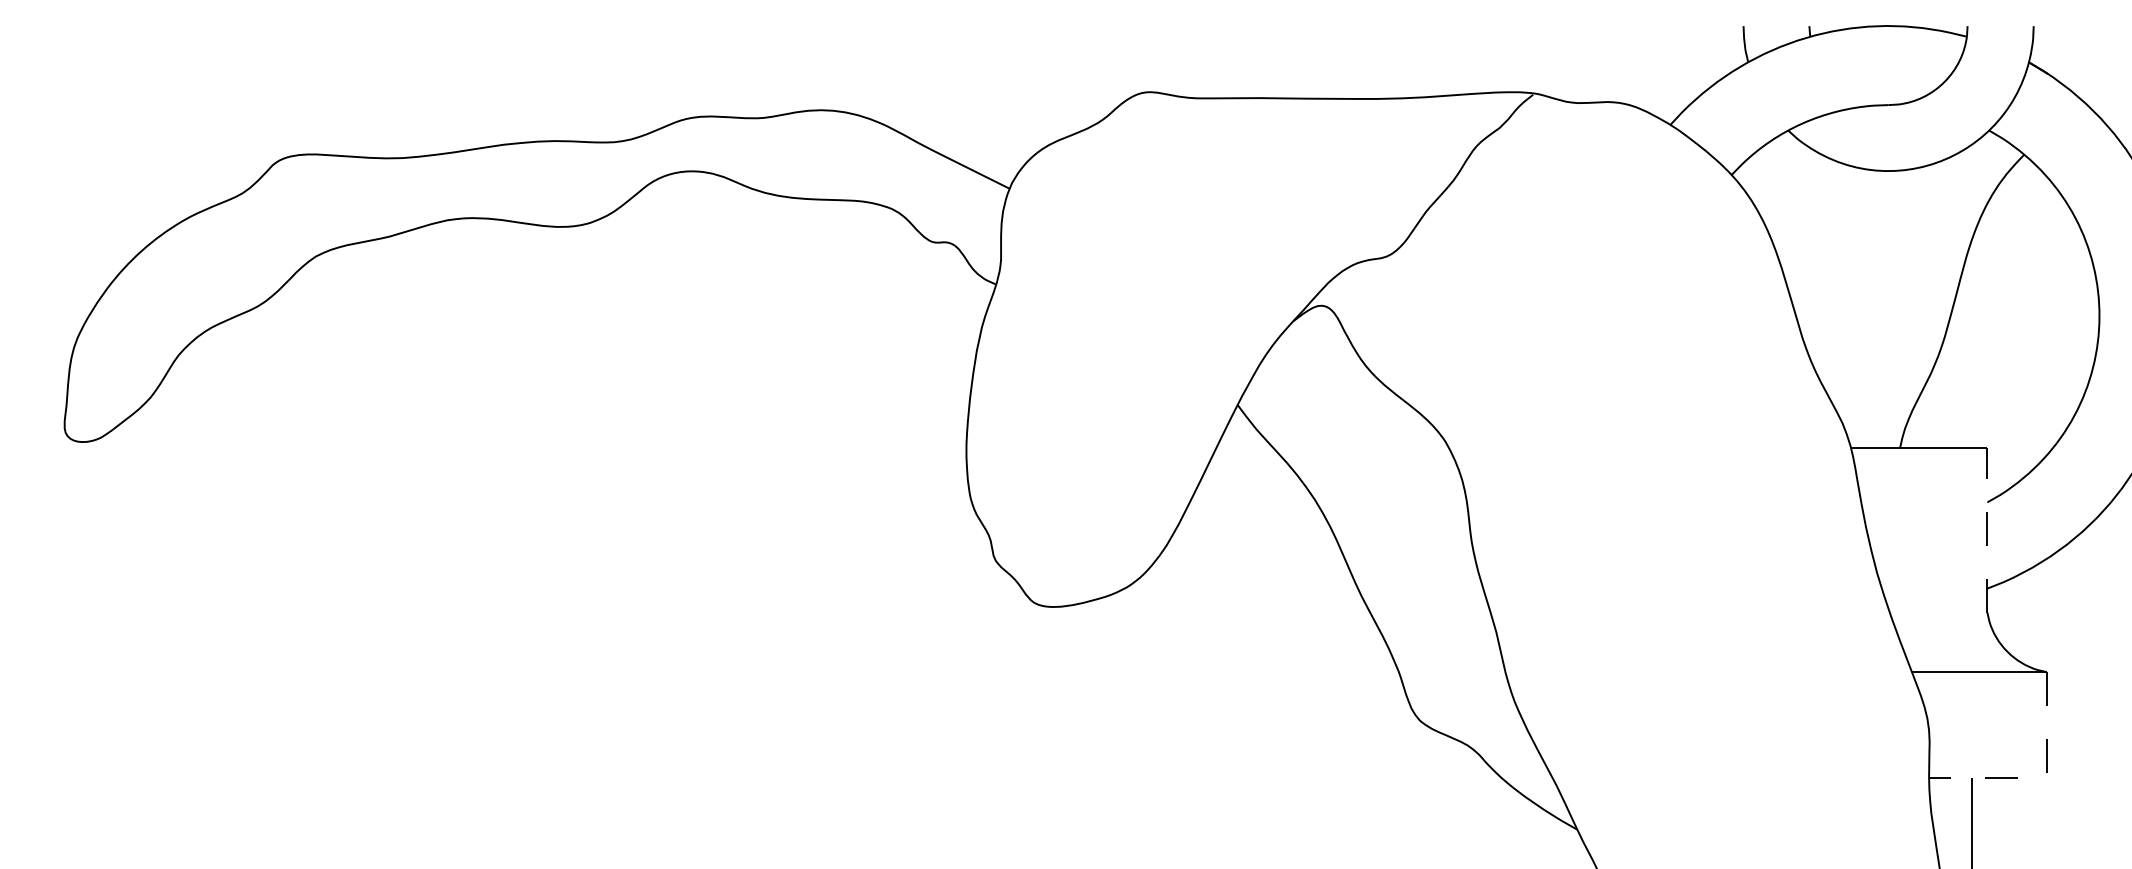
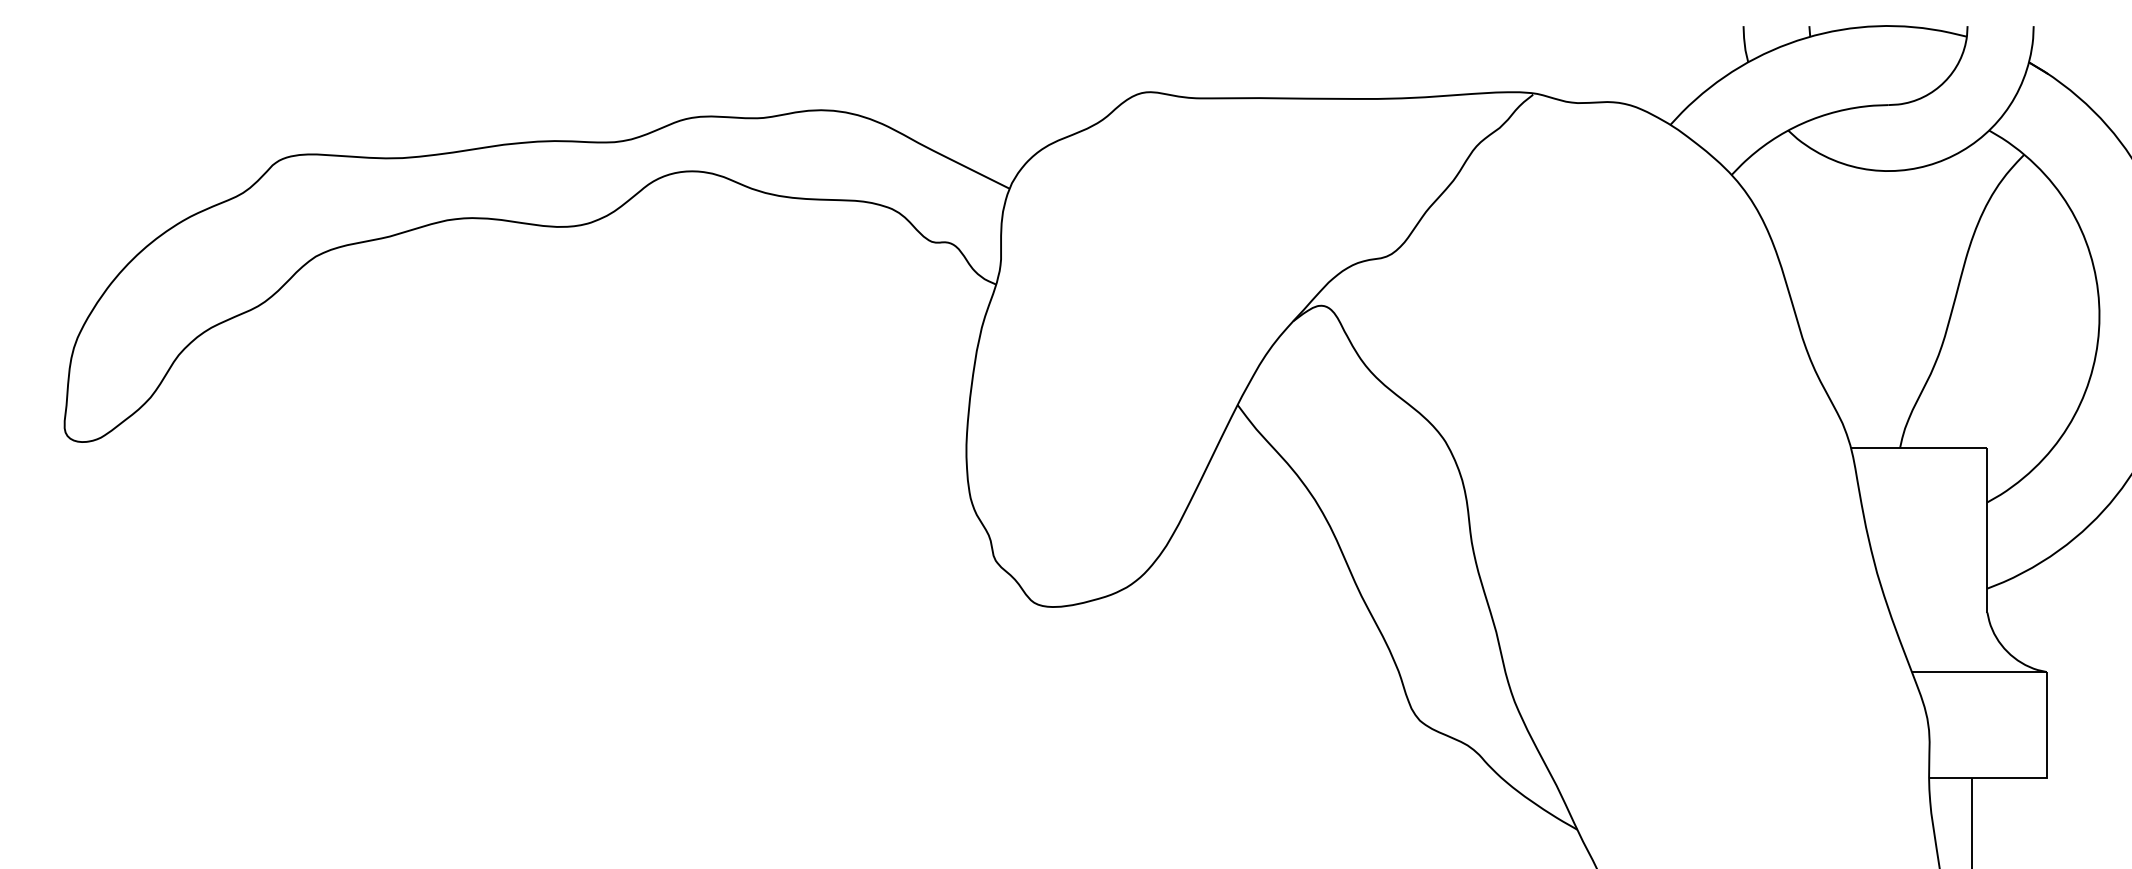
line: dashed -> solid (1987, 529)
line: dashed -> solid (2040, 777)
